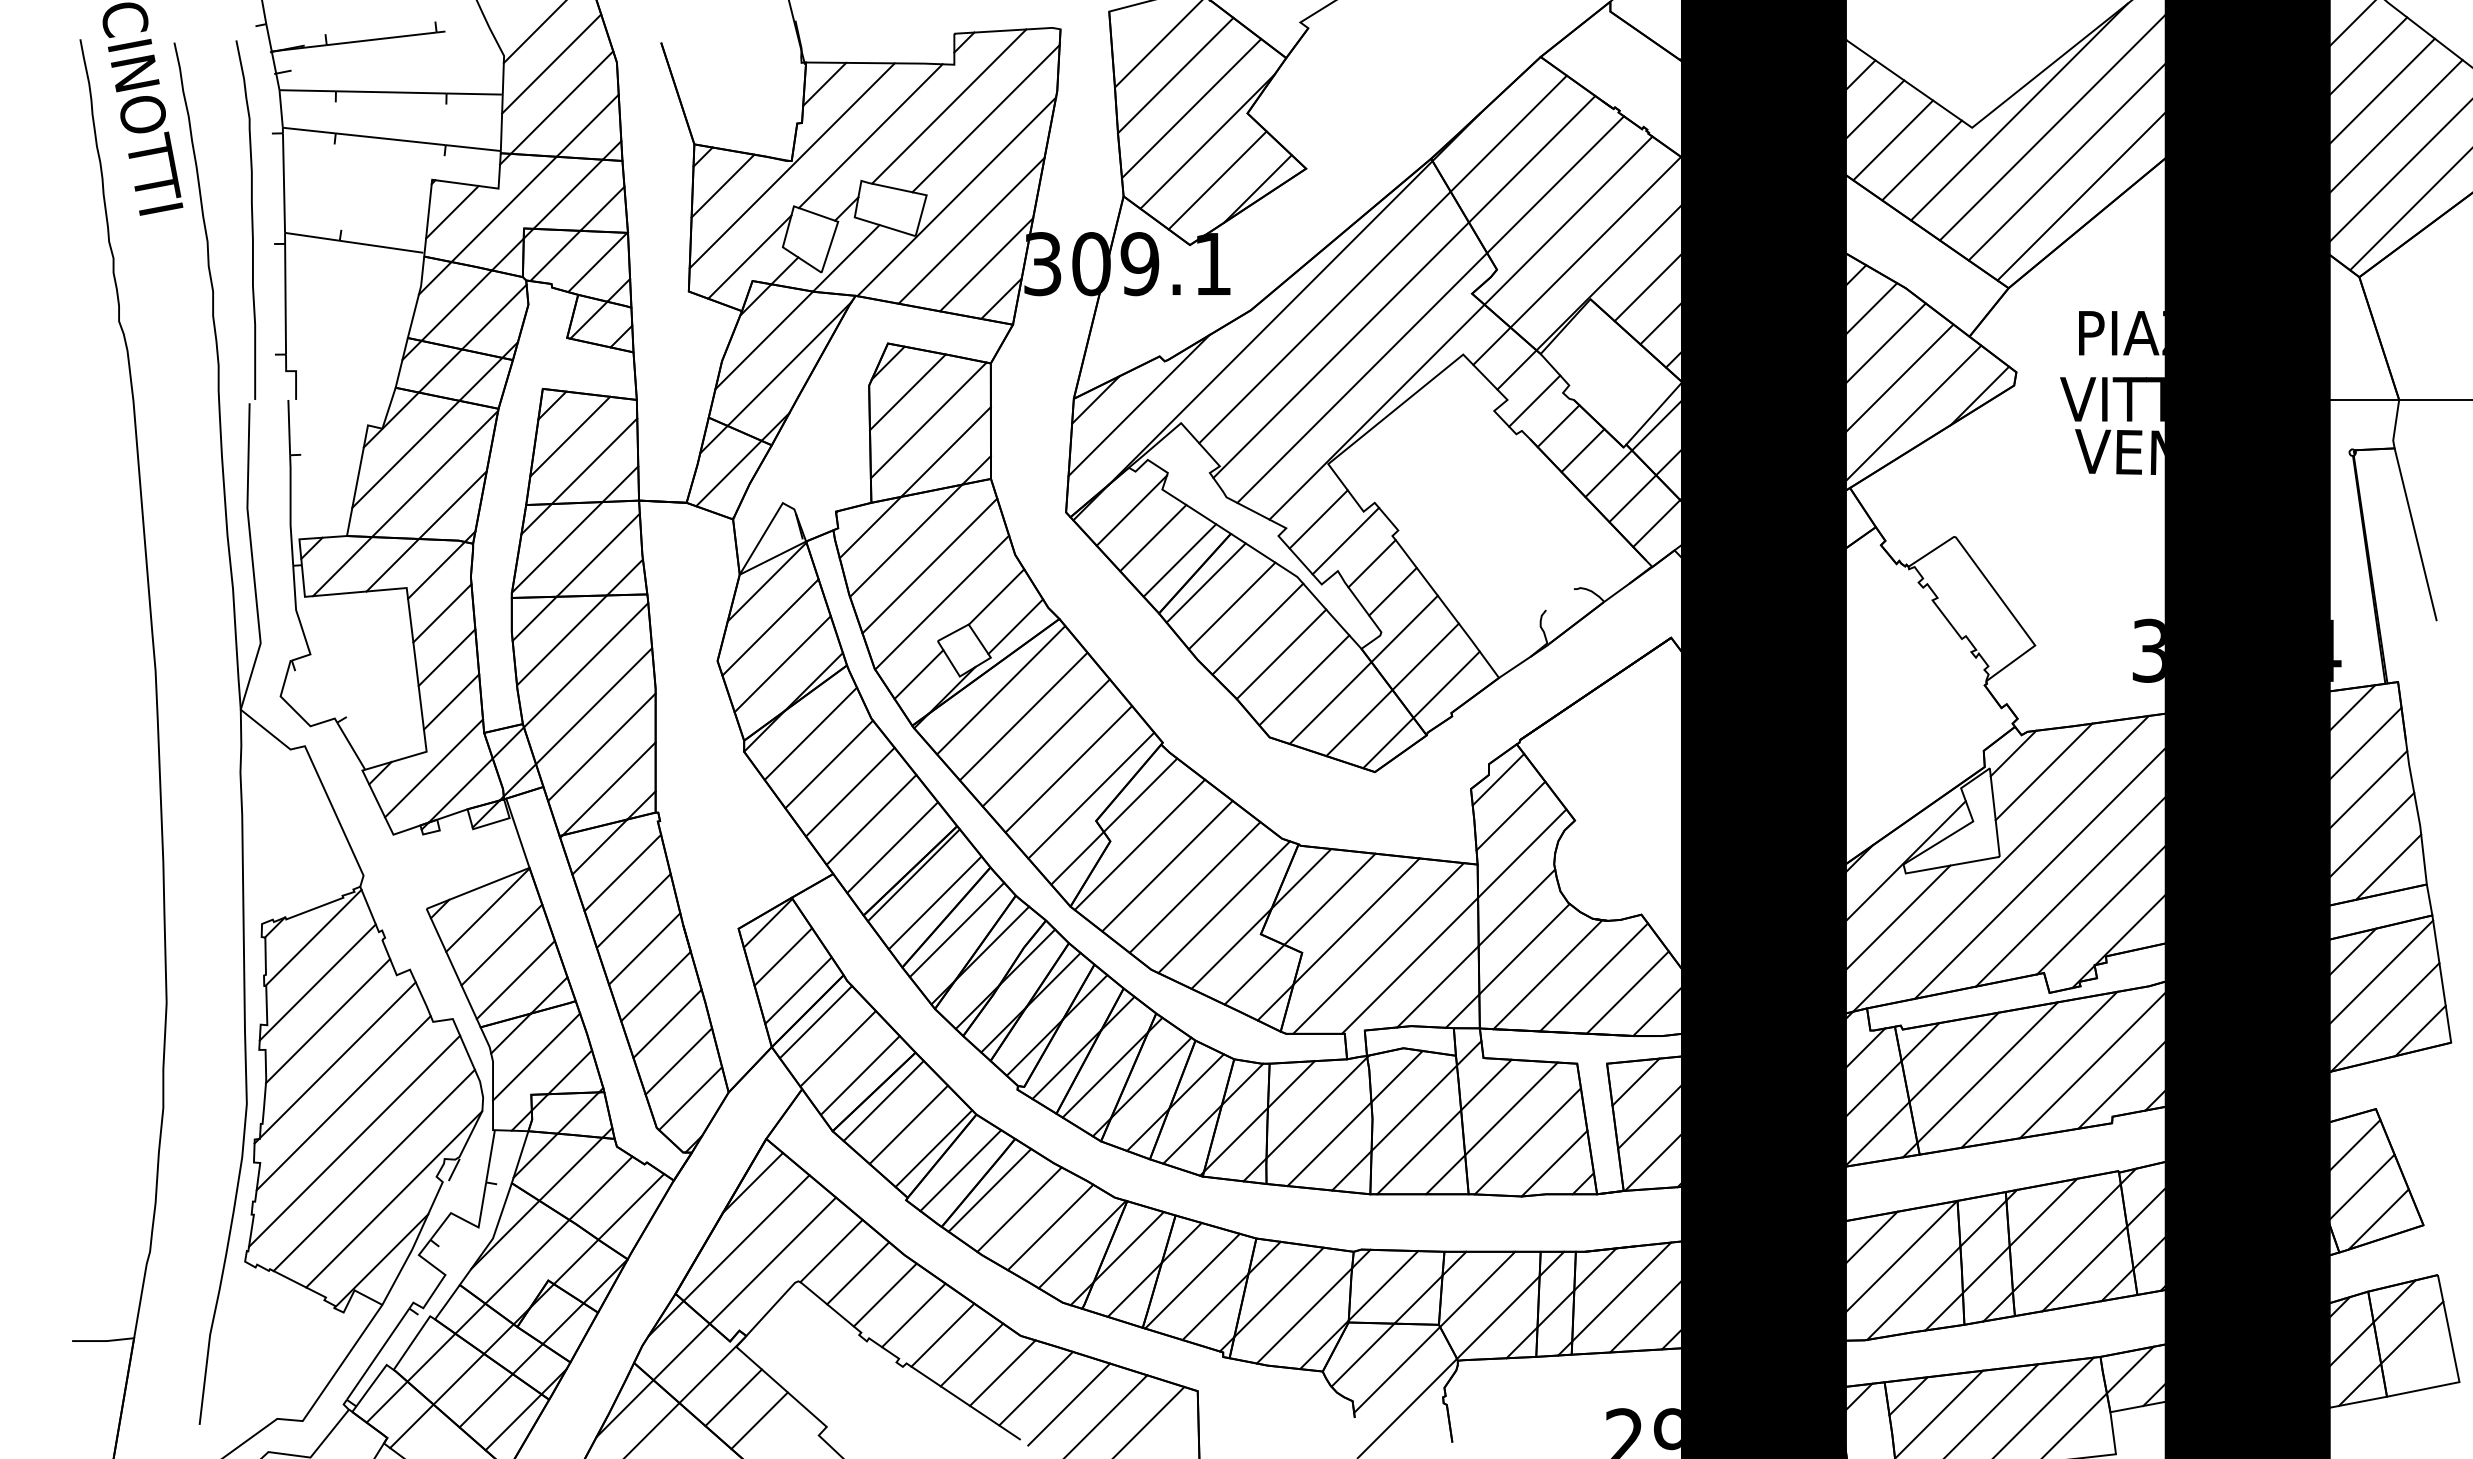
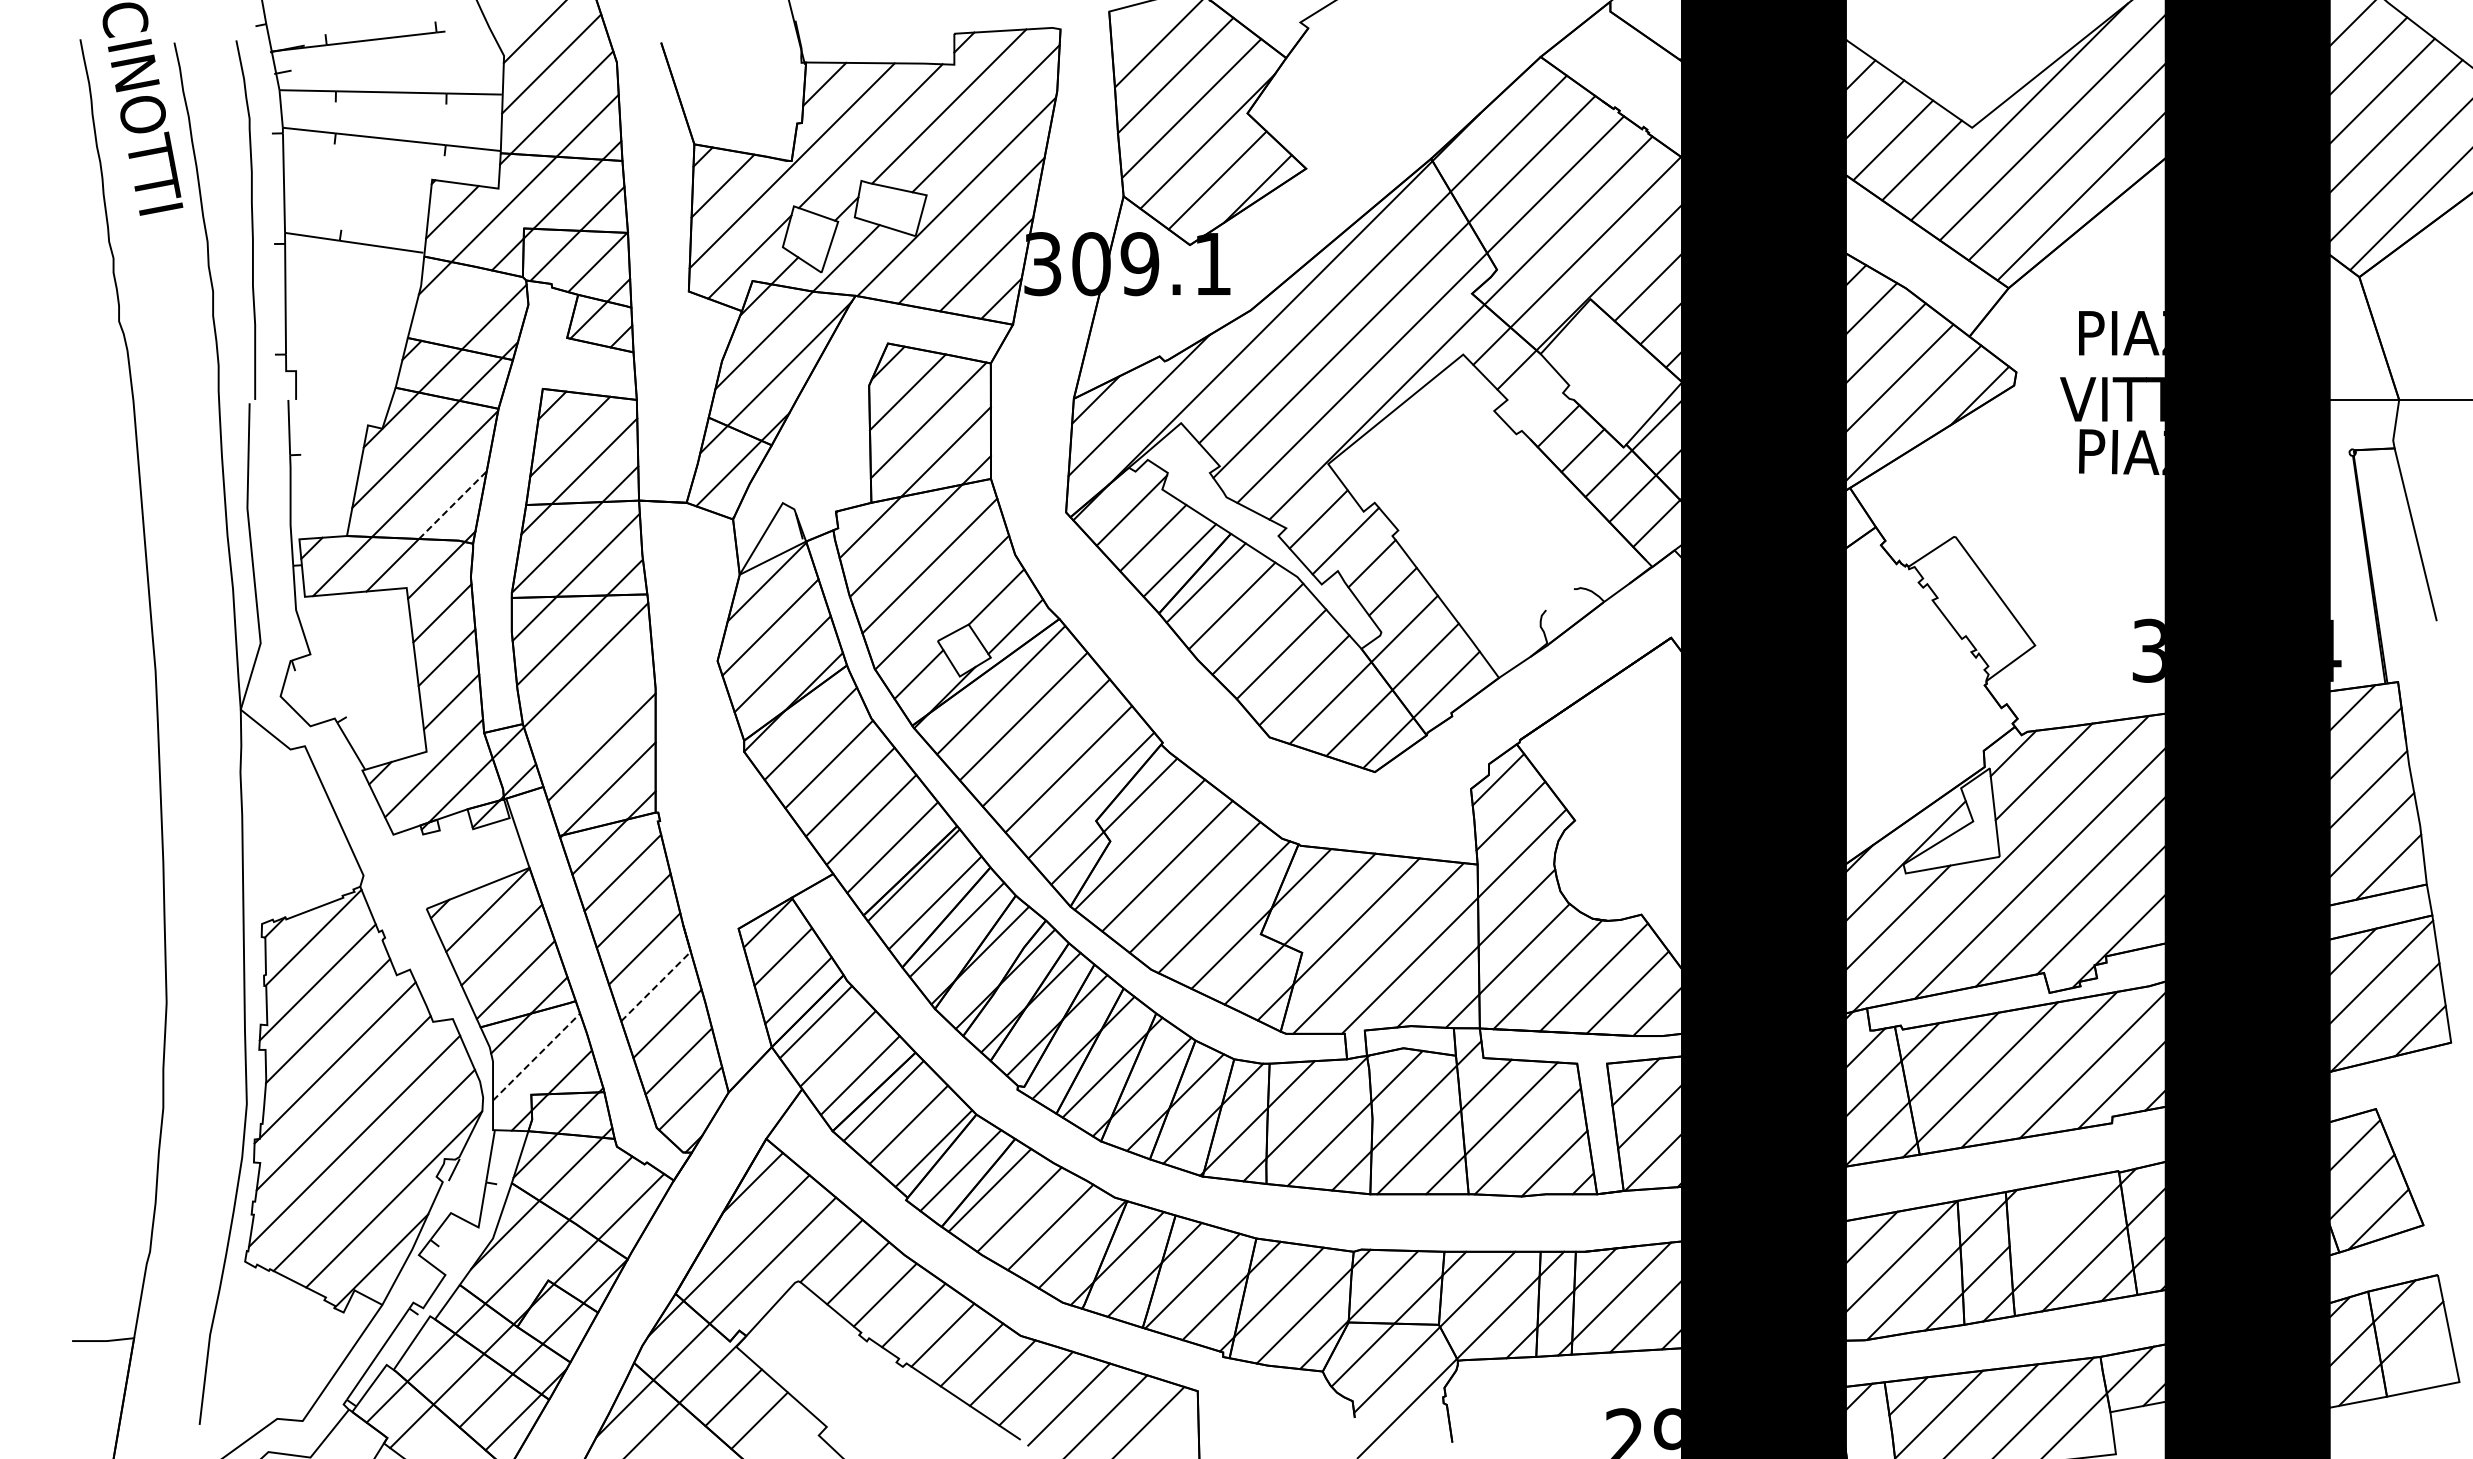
line: present -> none (456, 305)
line: present -> none (1534, 400)
text: VENETO -> PIAZZA (2119, 452)
line: solid -> dashed (452, 505)
line: present -> none (594, 706)
line: solid -> dashed (656, 986)
line: solid -> dashed (536, 1057)
line: present -> none (2043, 1212)
